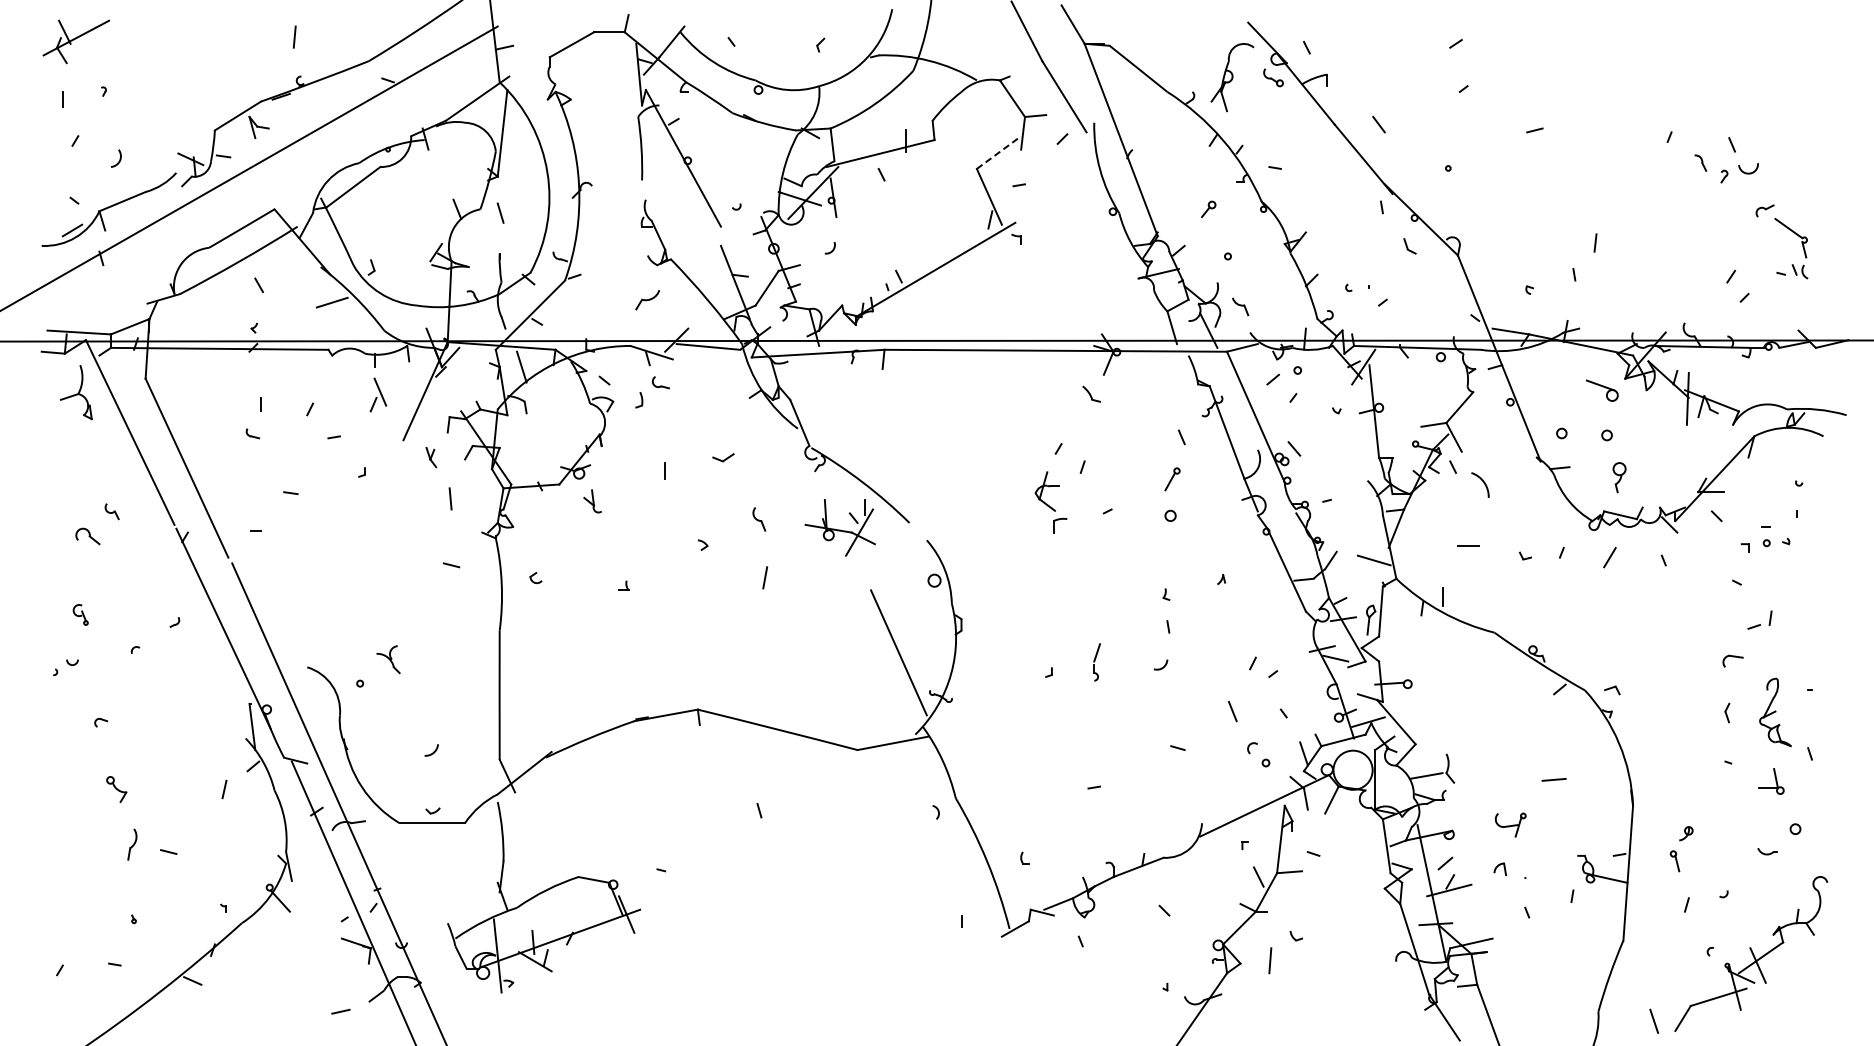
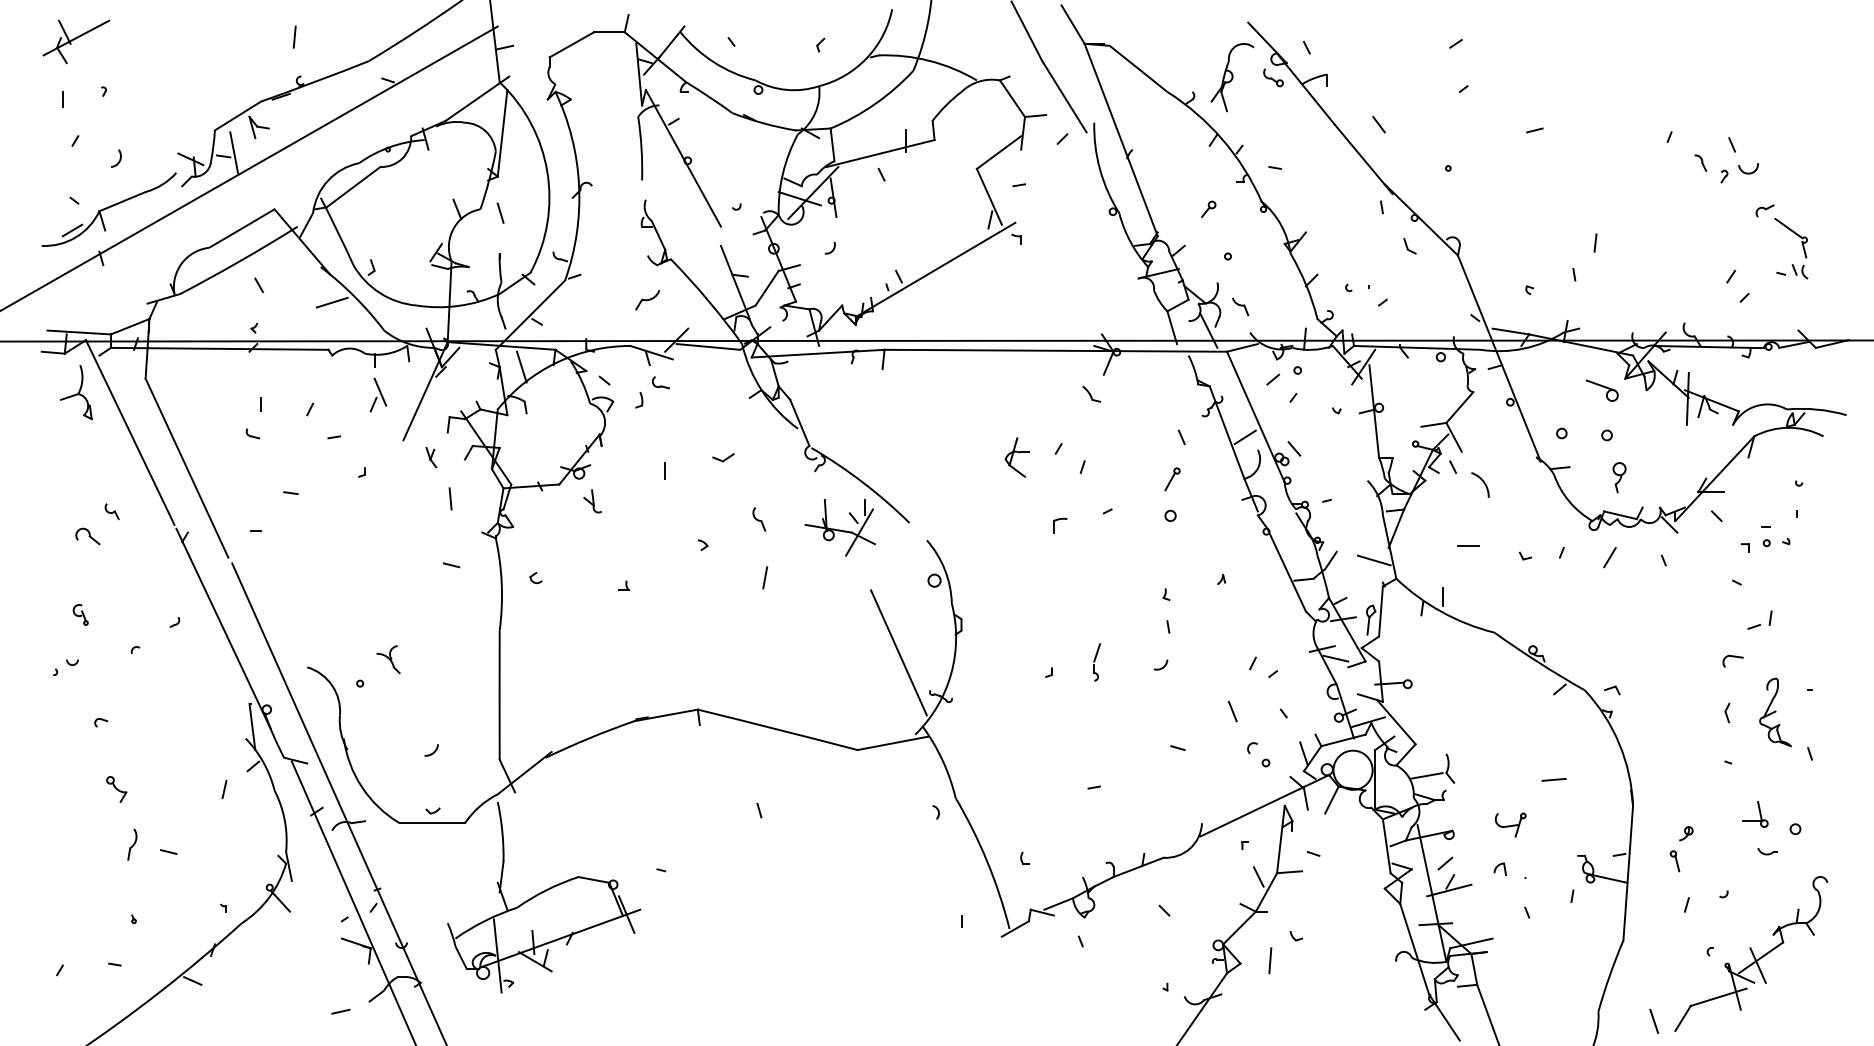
line: none -> present (234, 152)
line: dashed -> solid (999, 152)
line: none -> present (1244, 437)
part position: (1046, 491) -> (1016, 457) (1016, 457)
part position: (1771, 781) -> (1755, 814) (1755, 814)
